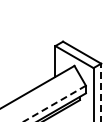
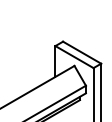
line: dashed -> solid (101, 92)
line: dashed -> solid (54, 103)
